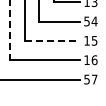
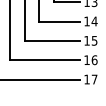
text: 54 -> 14 (86, 21)
line: dashed -> solid (10, 30)
line: dashed -> solid (52, 40)
text: 57 -> 17 (86, 79)
